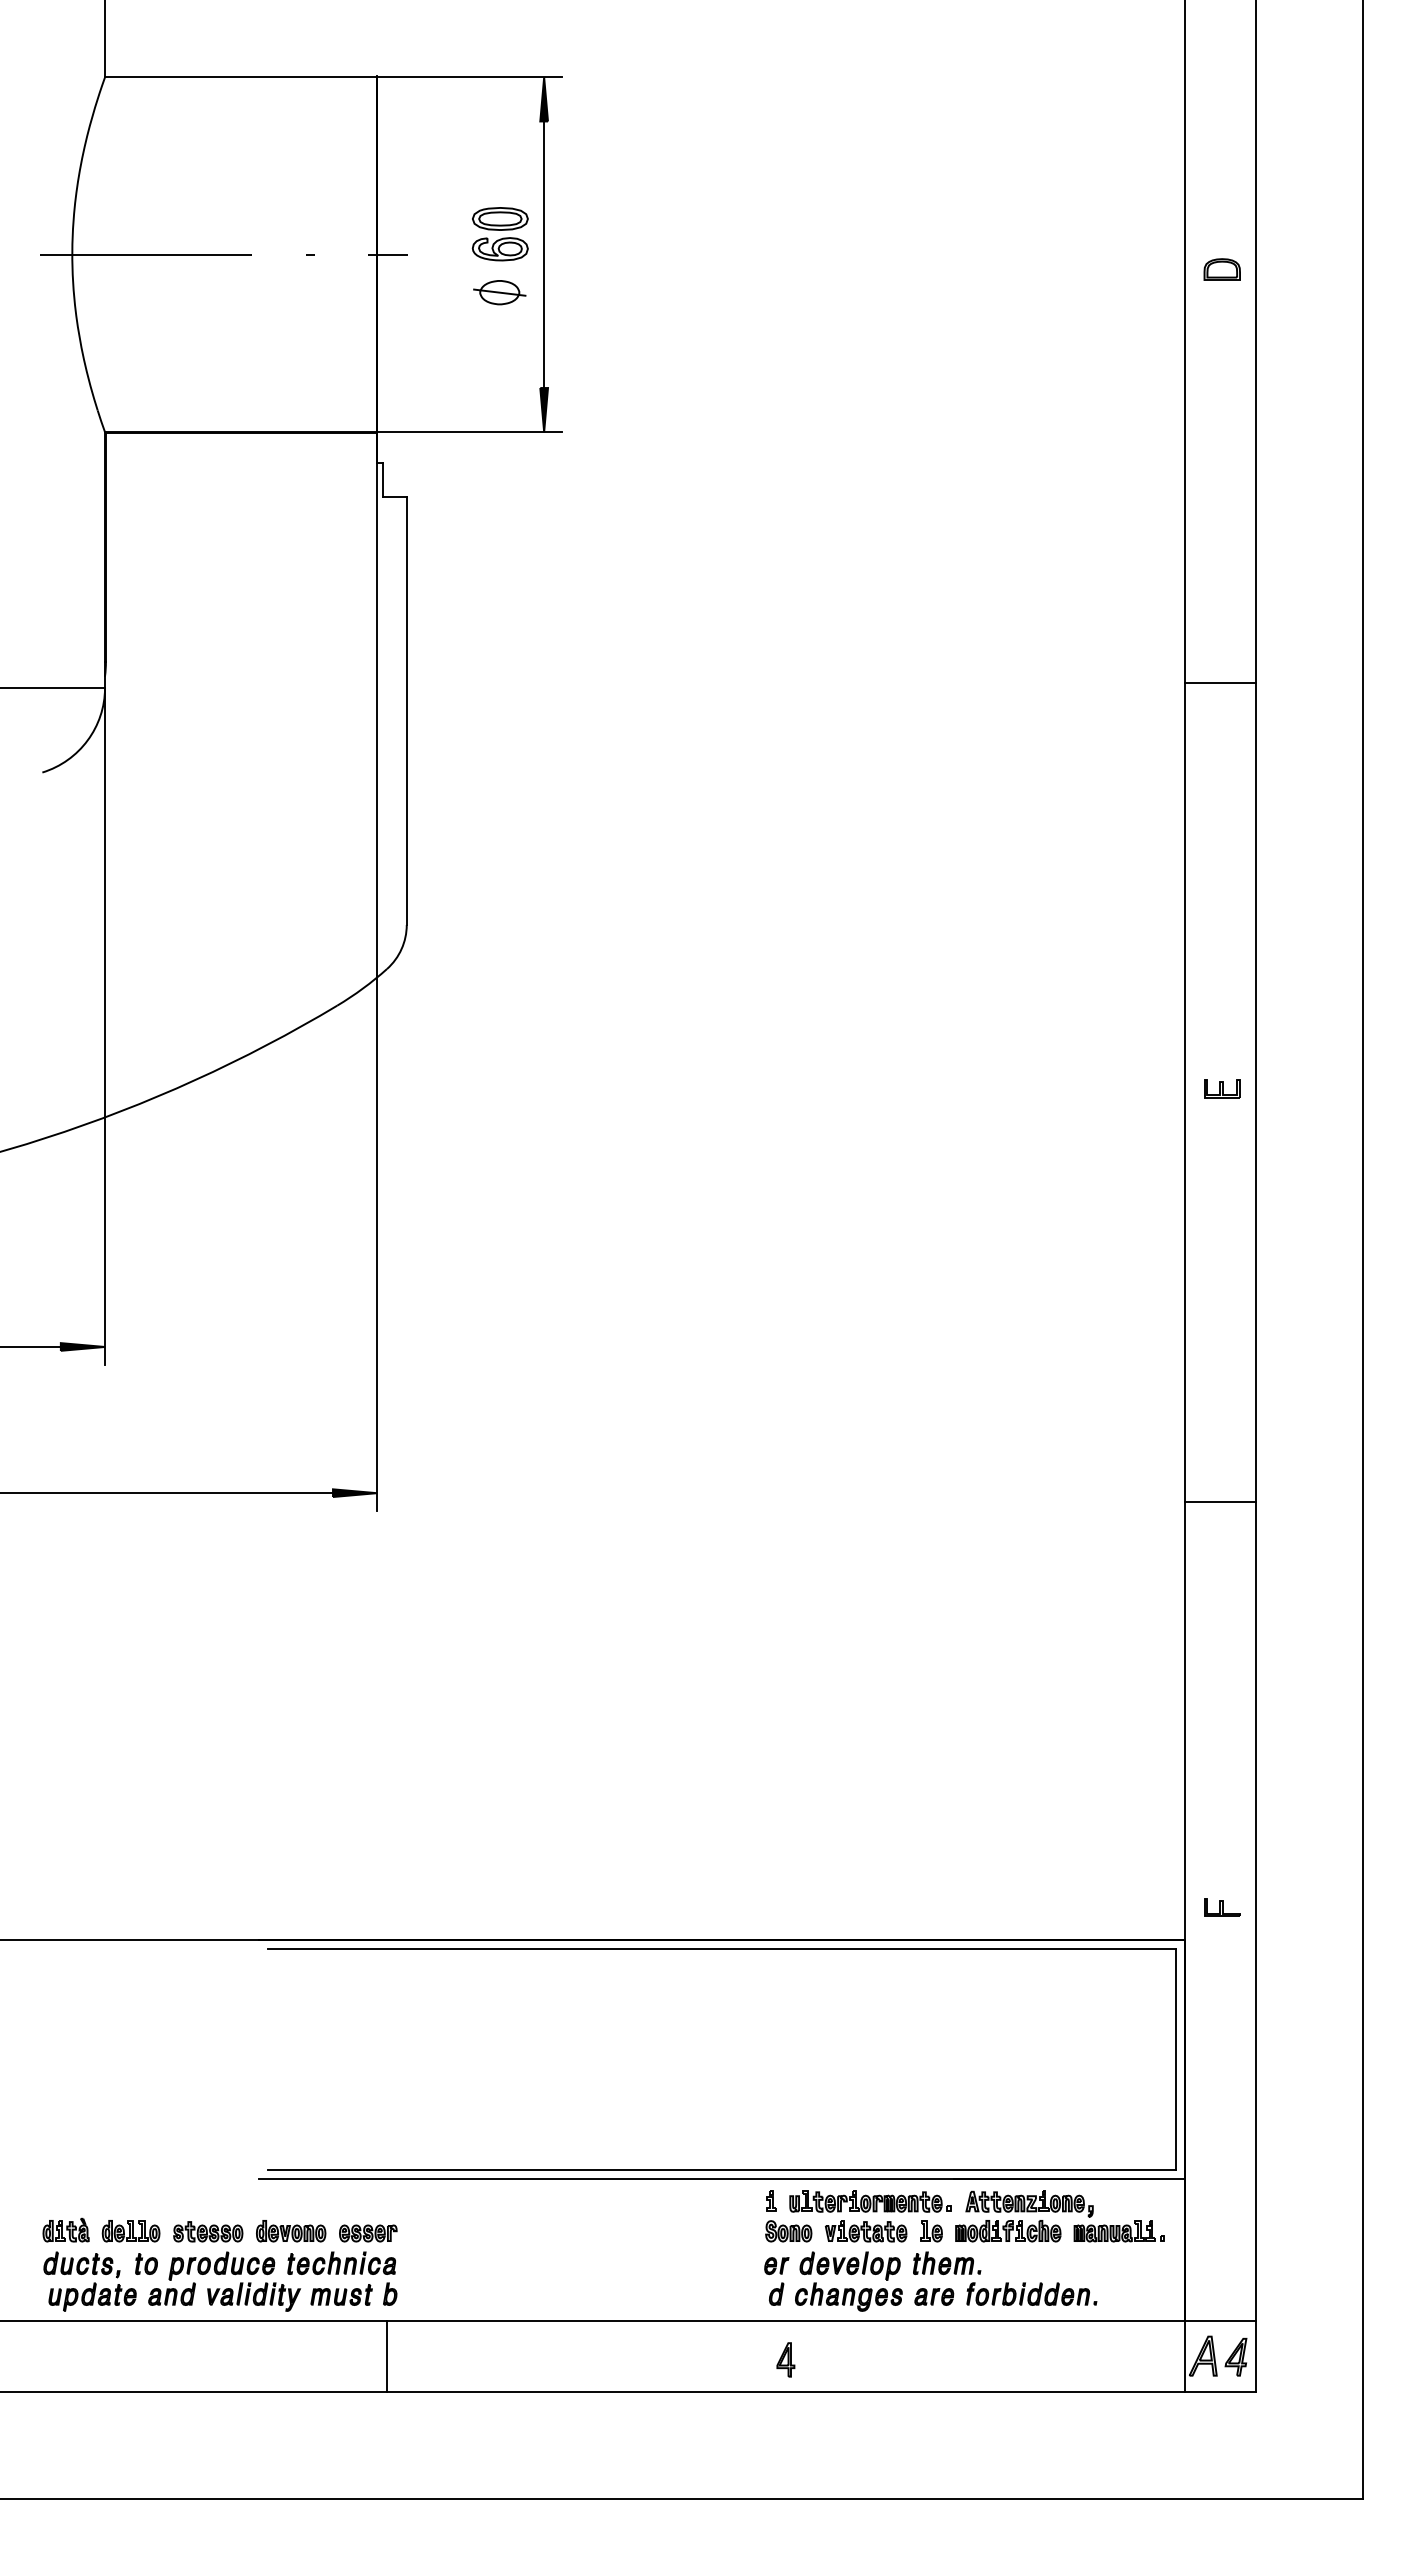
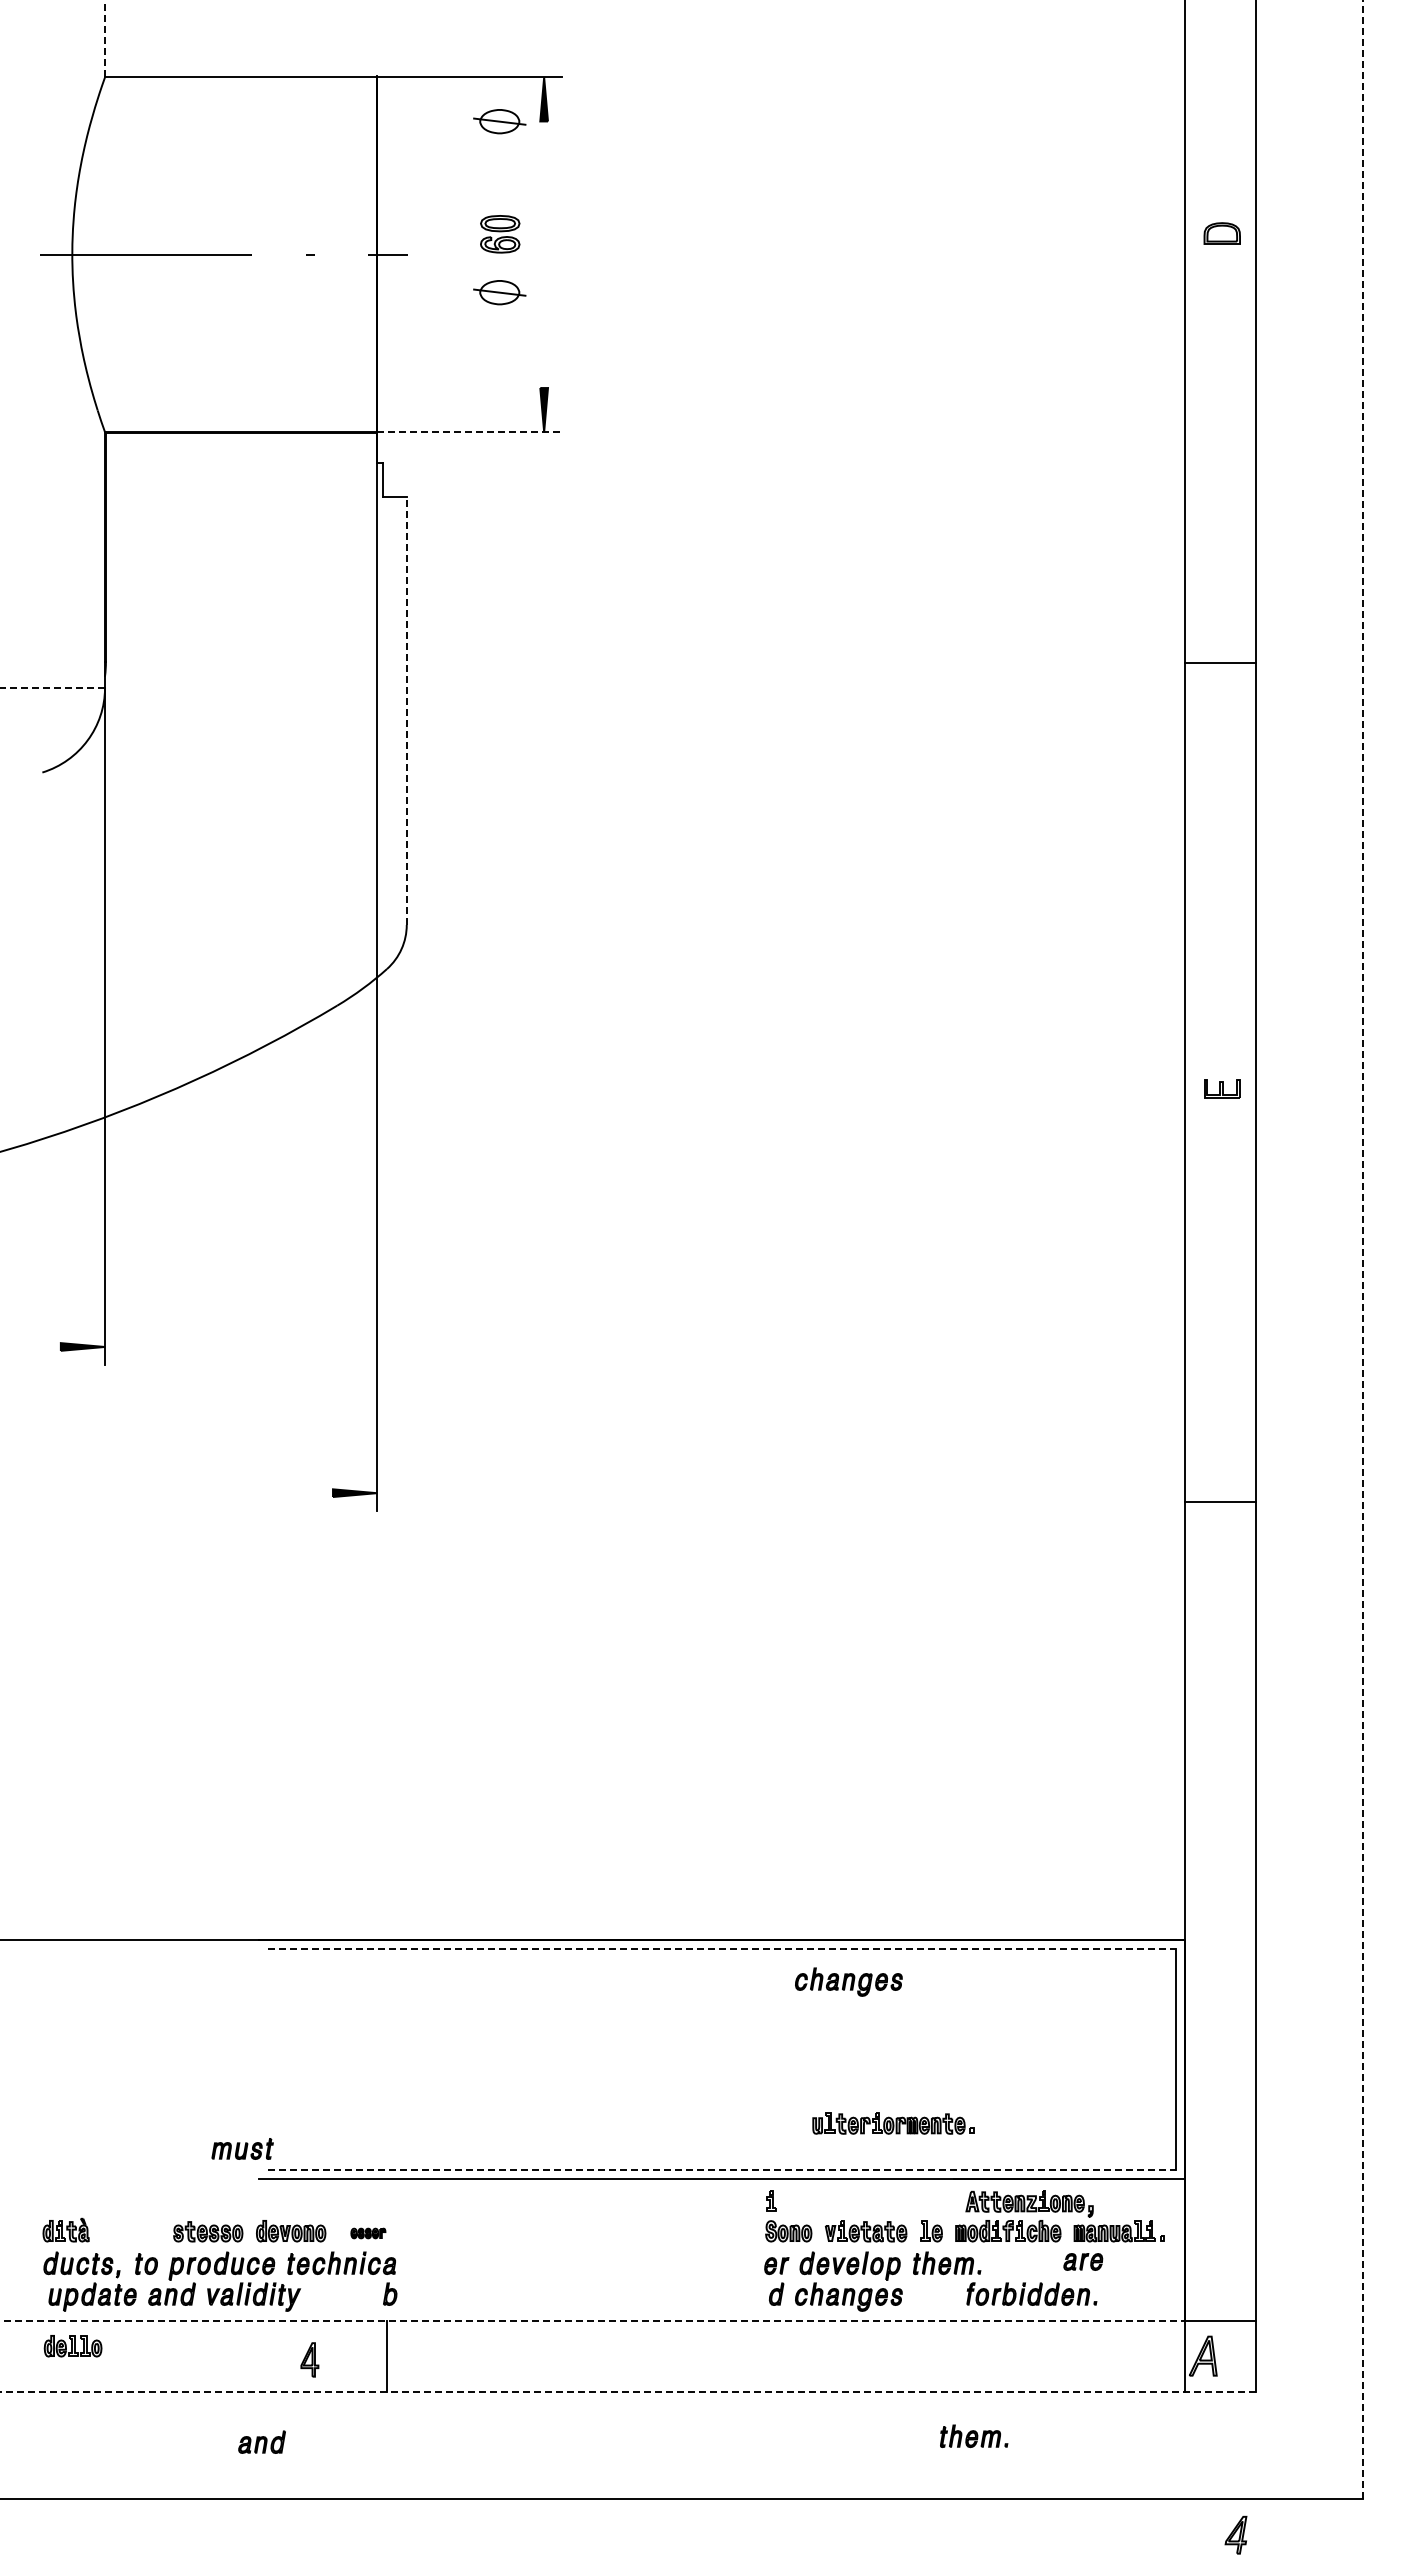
line: solid -> dashed (105, 38)
part: none -> present (499, 121)
part size: 58x55 px -> 41x39 px (500, 234)
line: present -> none (544, 254)
part position: (1221, 269) -> (1221, 233) (1221, 233)
line: solid -> dashed (470, 432)
line position: (1220, 682) -> (1220, 662) (1220, 662)
line: solid -> dashed (52, 687)
line: solid -> dashed (406, 711)
line: solid -> dashed (1362, 1249)
line: present -> none (31, 1346)
line: present -> none (167, 1493)
part: present -> none (1222, 1907)
line: solid -> dashed (722, 1948)
part: none -> present (848, 1981)
line: solid -> dashed (722, 2170)
part position: (870, 2201) -> (893, 2123) (893, 2123)
part position: (130, 2231) -> (72, 2346) (72, 2346)
part size: 59x19 px -> 37x13 px (368, 2233)
part position: (341, 2294) -> (242, 2148) (242, 2148)
part position: (934, 2296) -> (1083, 2261) (1083, 2261)
line: solid -> dashed (593, 2321)
part position: (1235, 2356) -> (1235, 2534) (1235, 2534)
part position: (785, 2359) -> (309, 2359) (309, 2359)
line: solid -> dashed (628, 2392)
part: none -> present (974, 2436)
part: none -> present (261, 2441)
